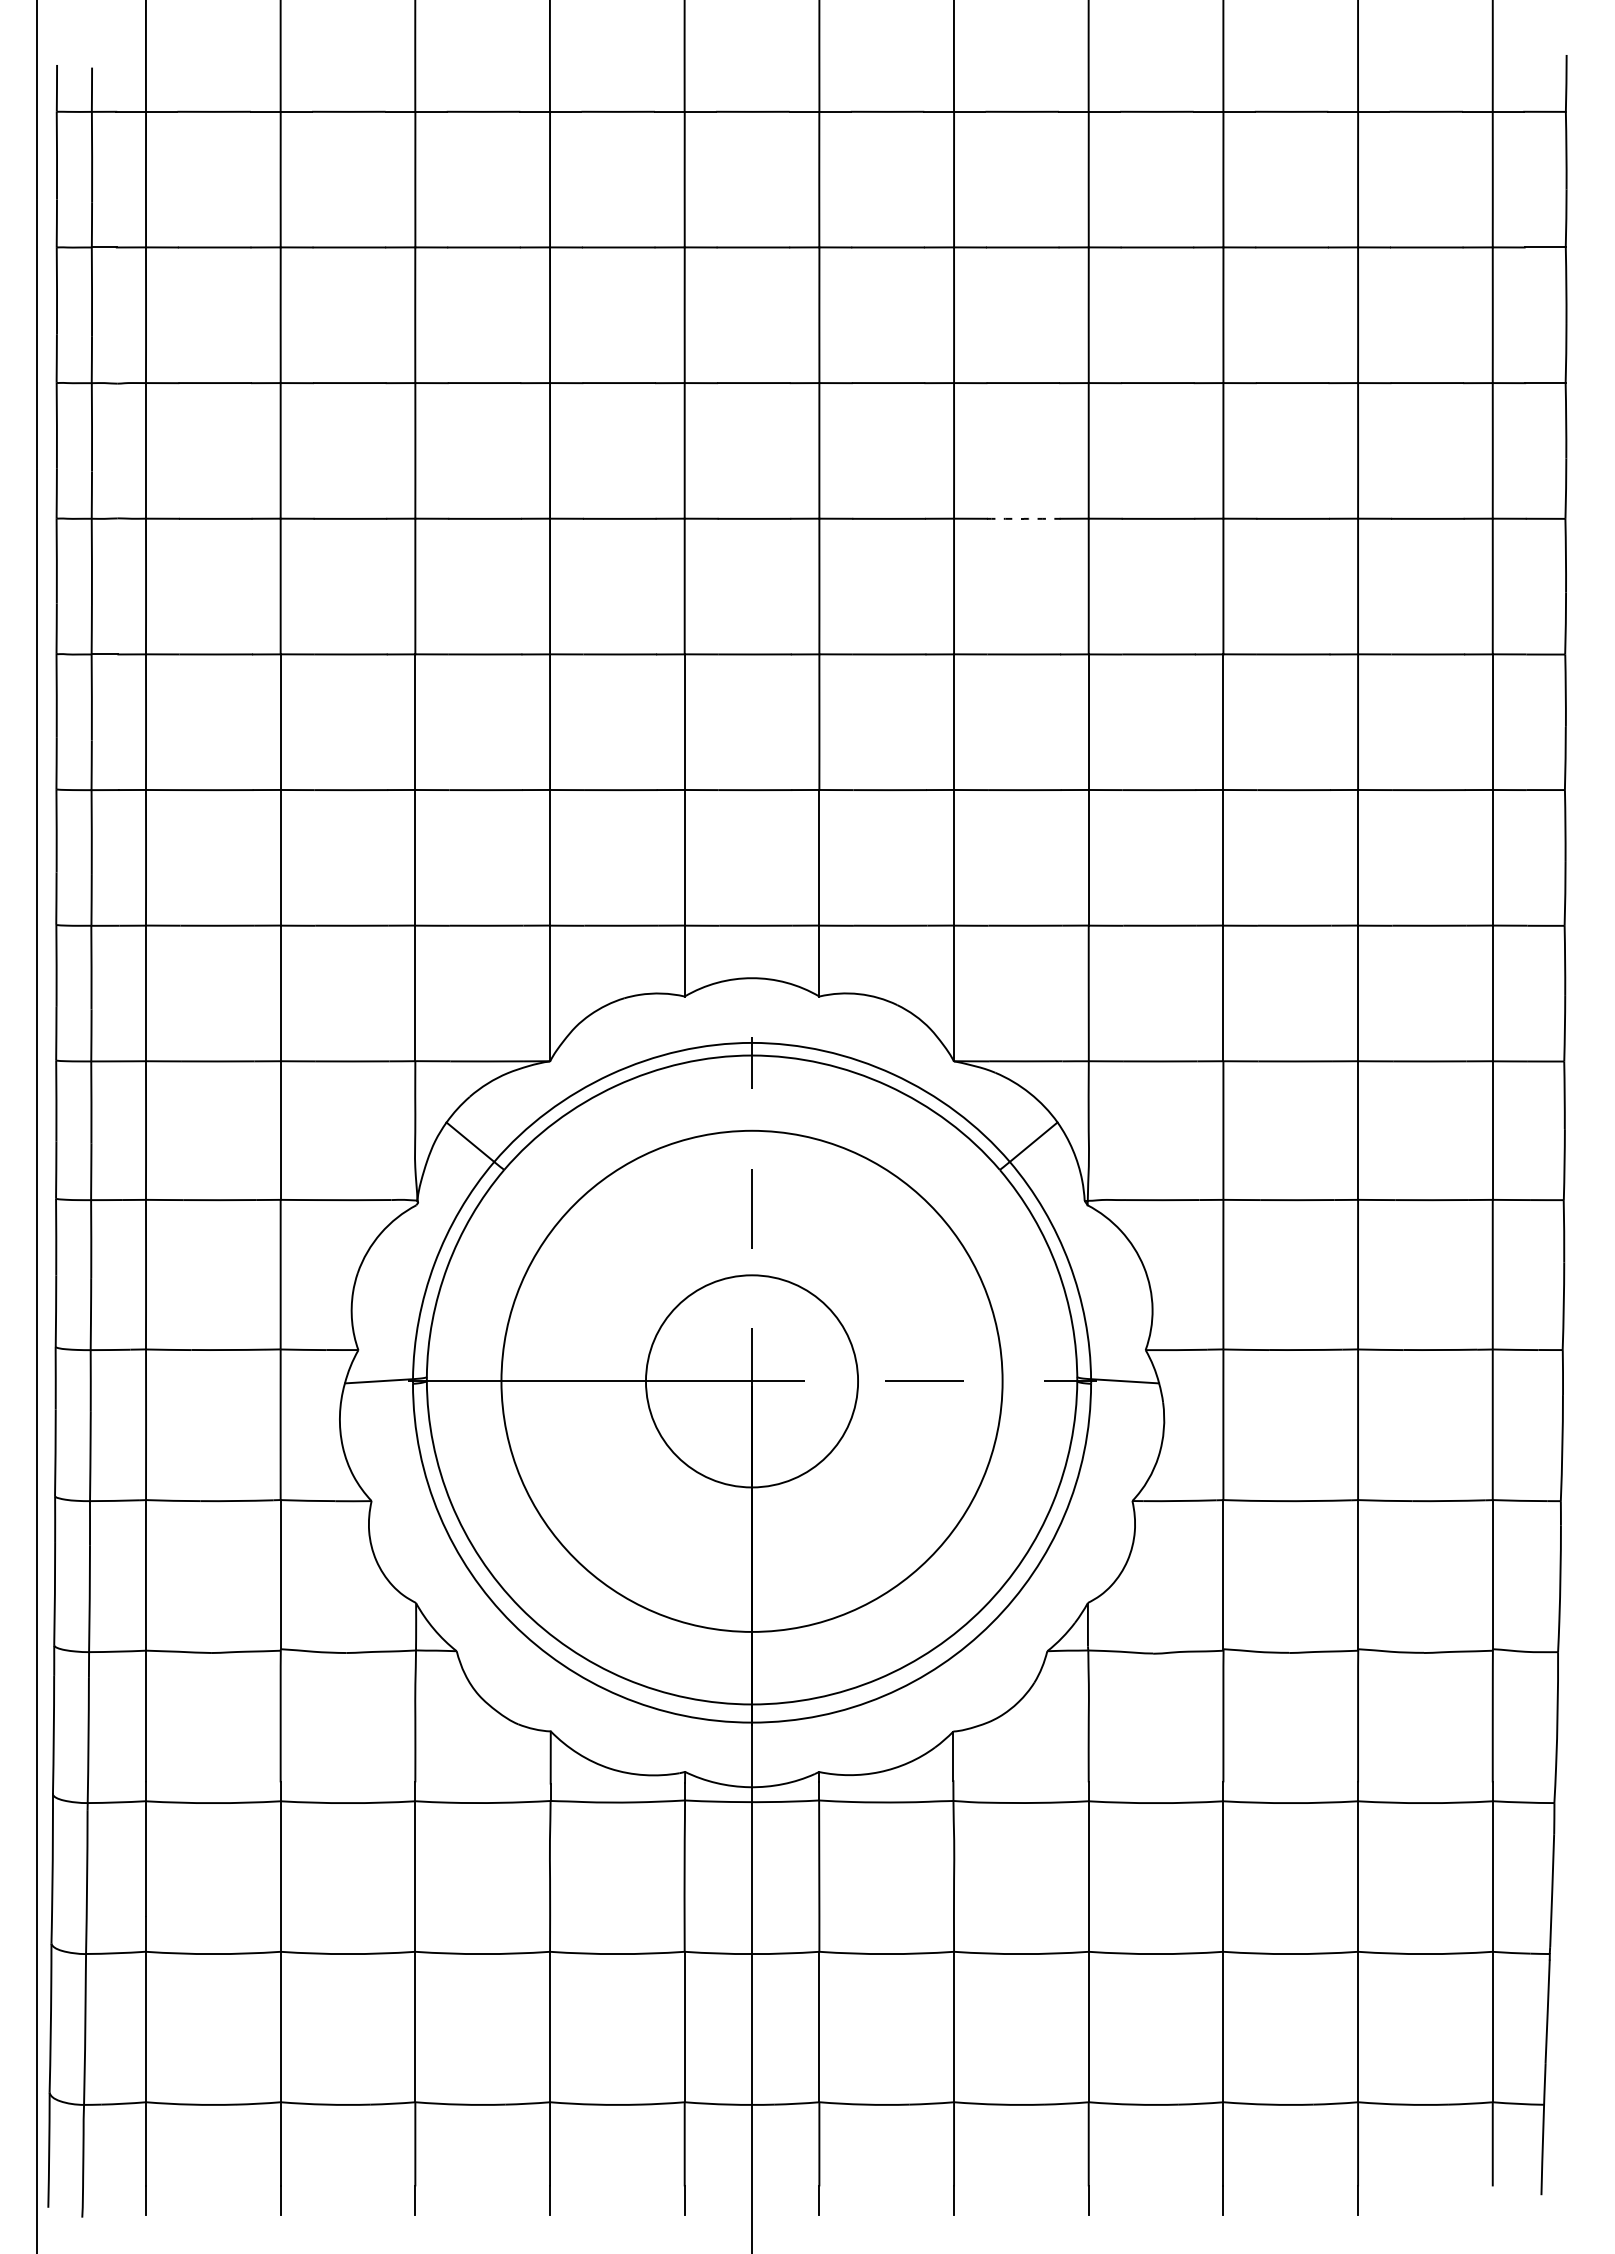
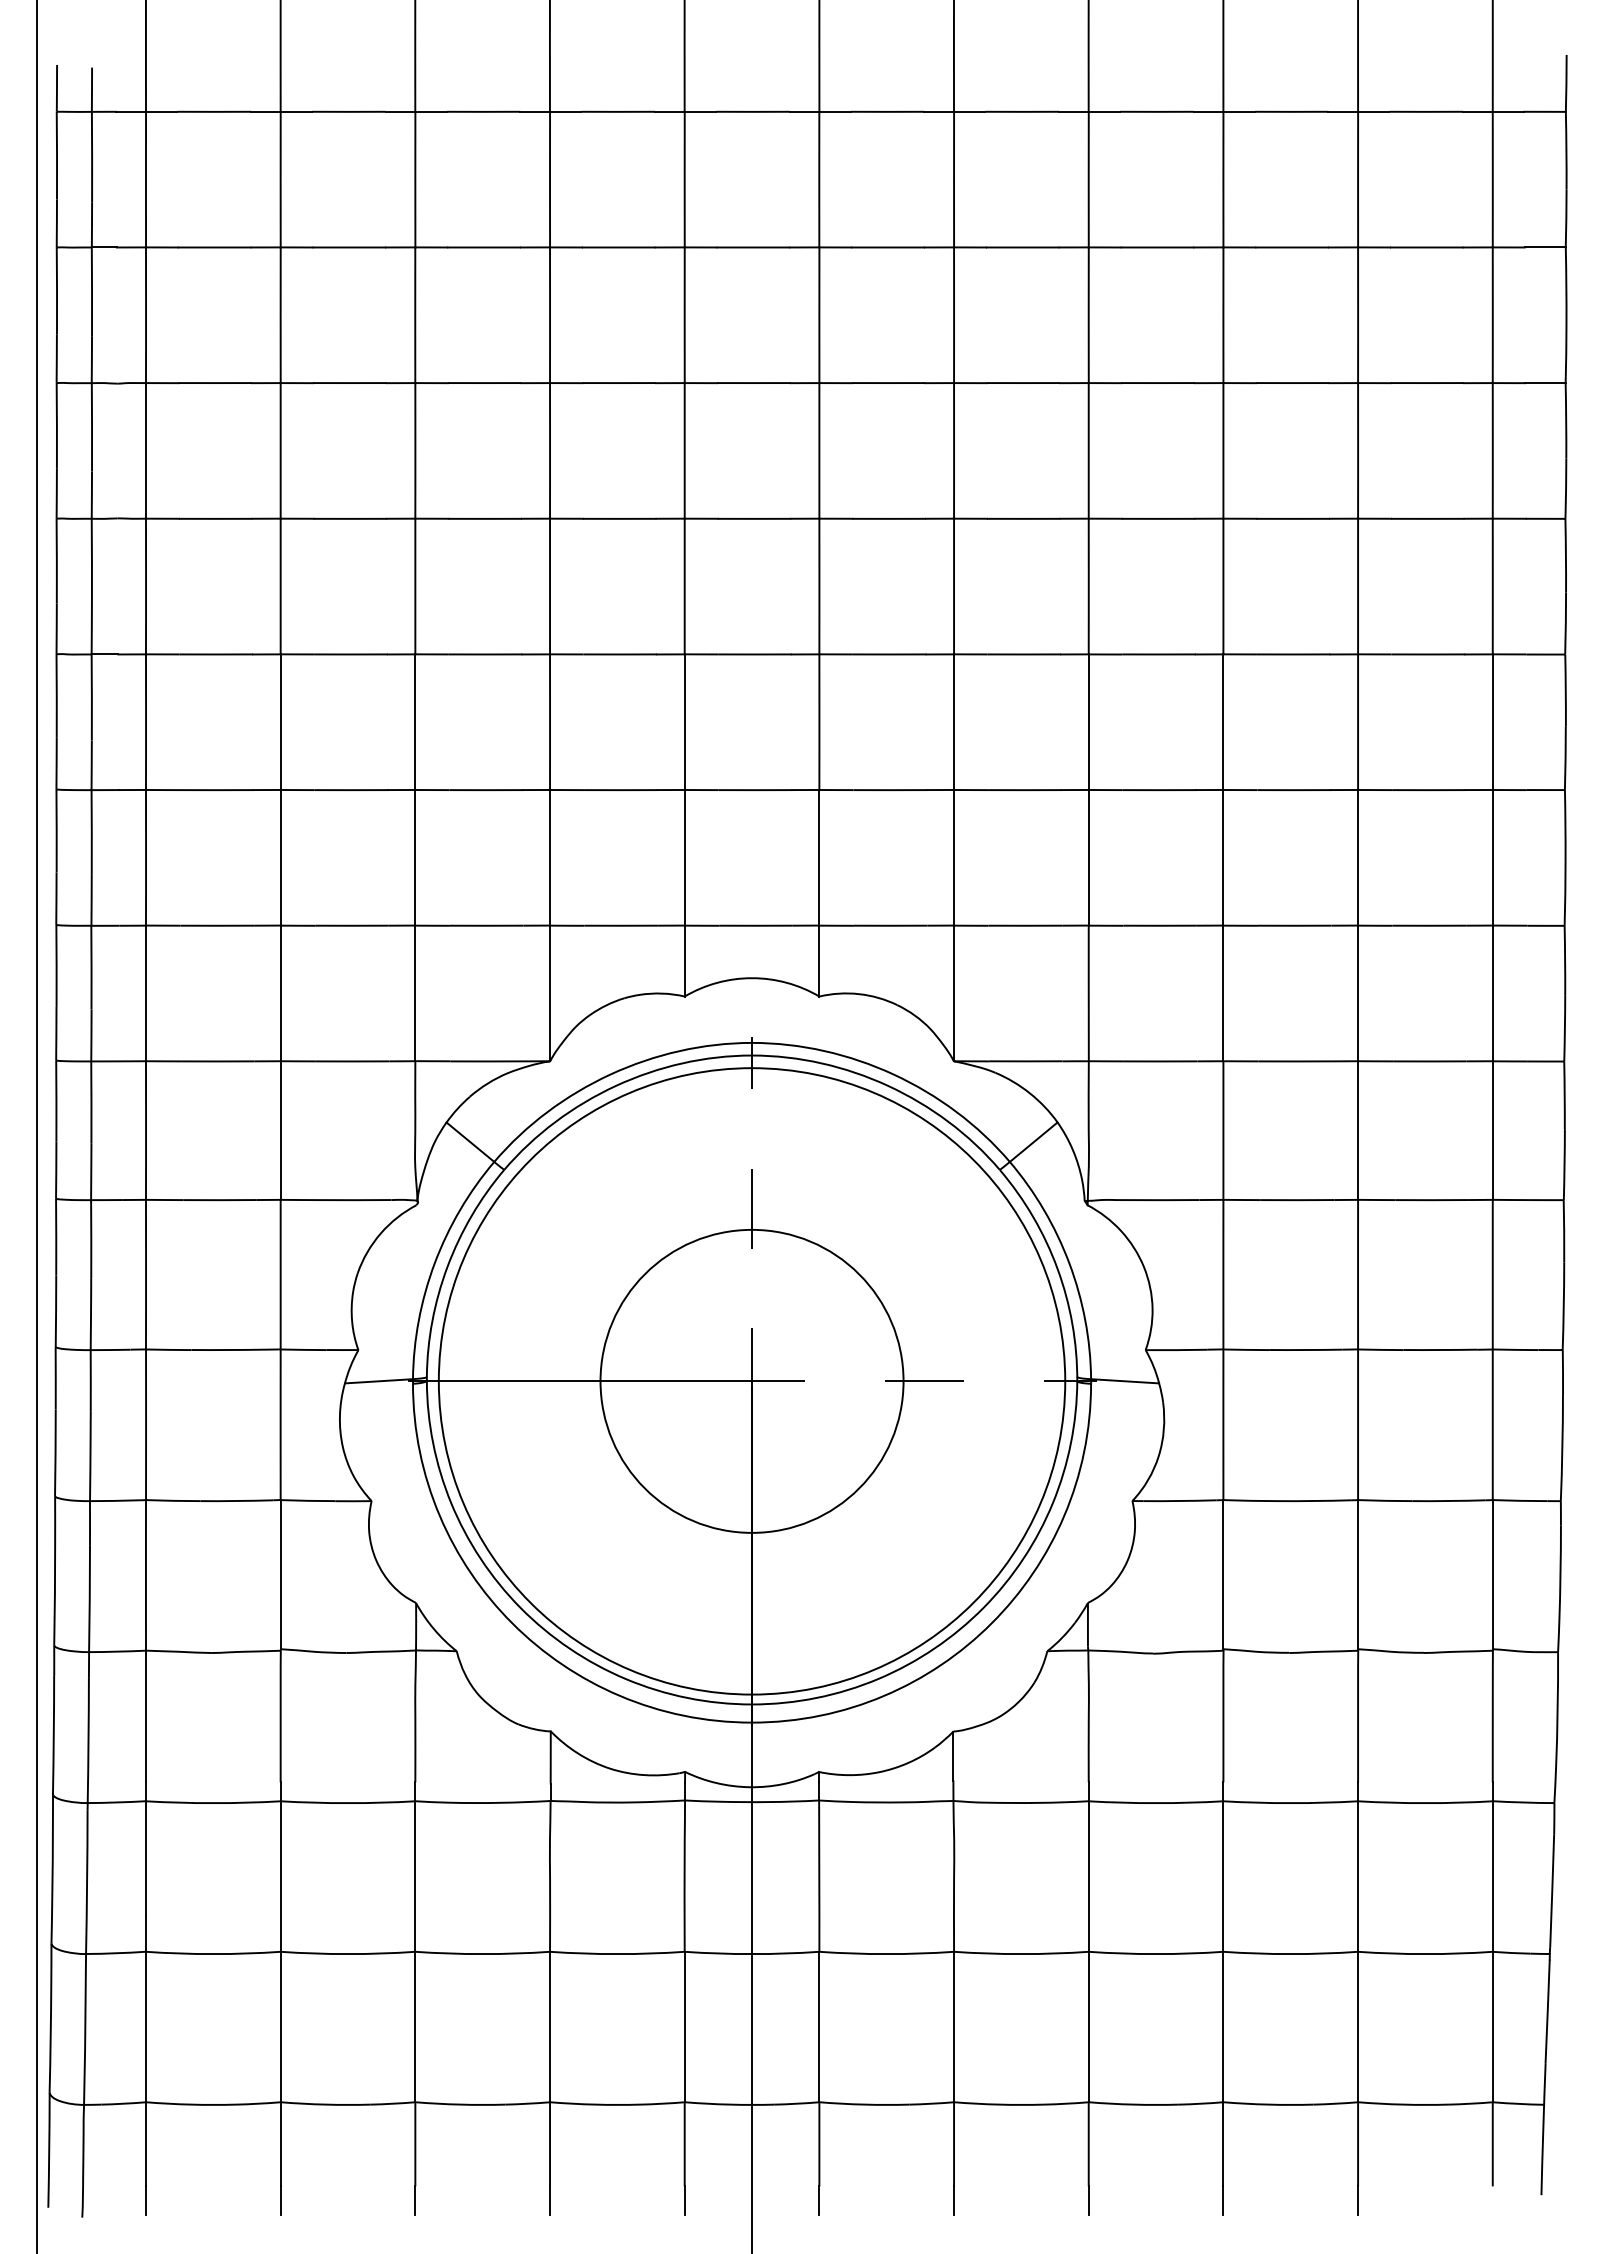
arc: dashed -> solid (1023, 518)
circle diameter: 501 px -> 626 px (751, 1381)
circle diameter: 212 px -> 303 px (751, 1380)
